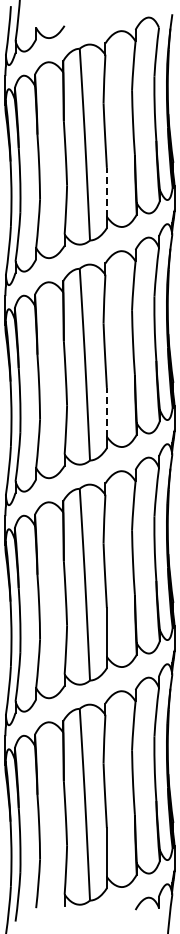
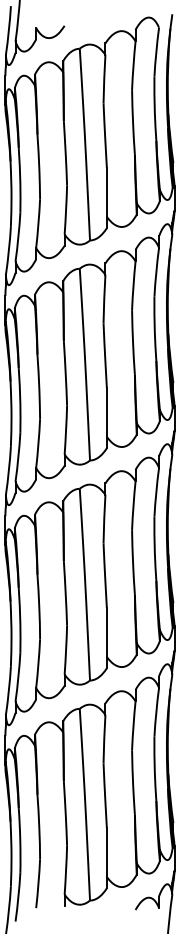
line: dashed -> solid (106, 191)
line: dashed -> solid (106, 411)
